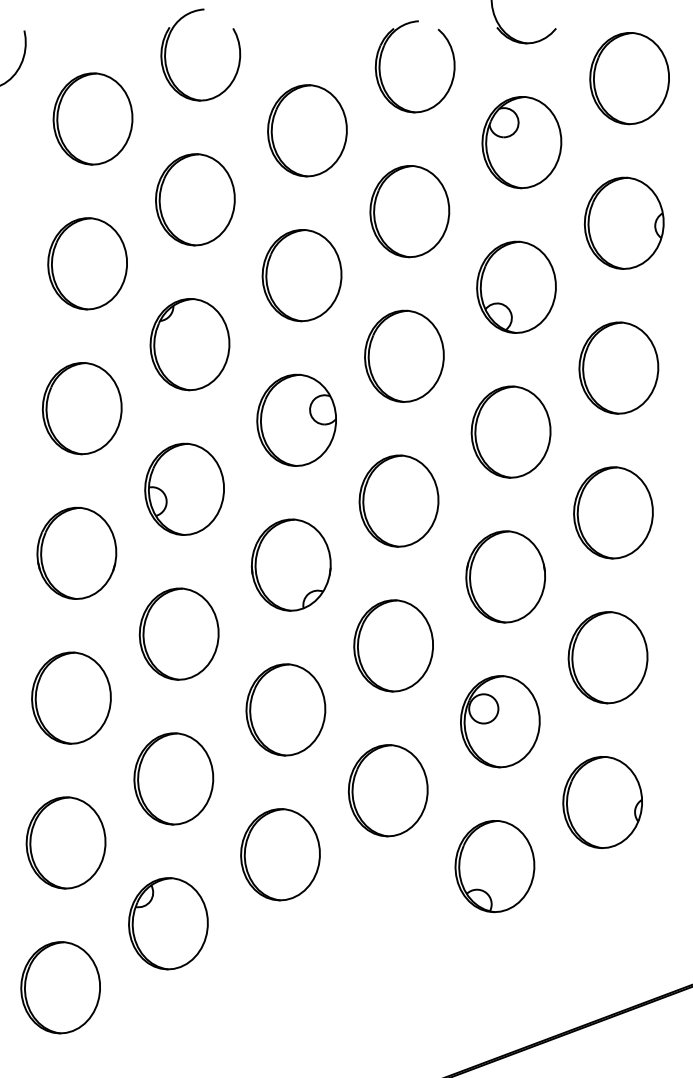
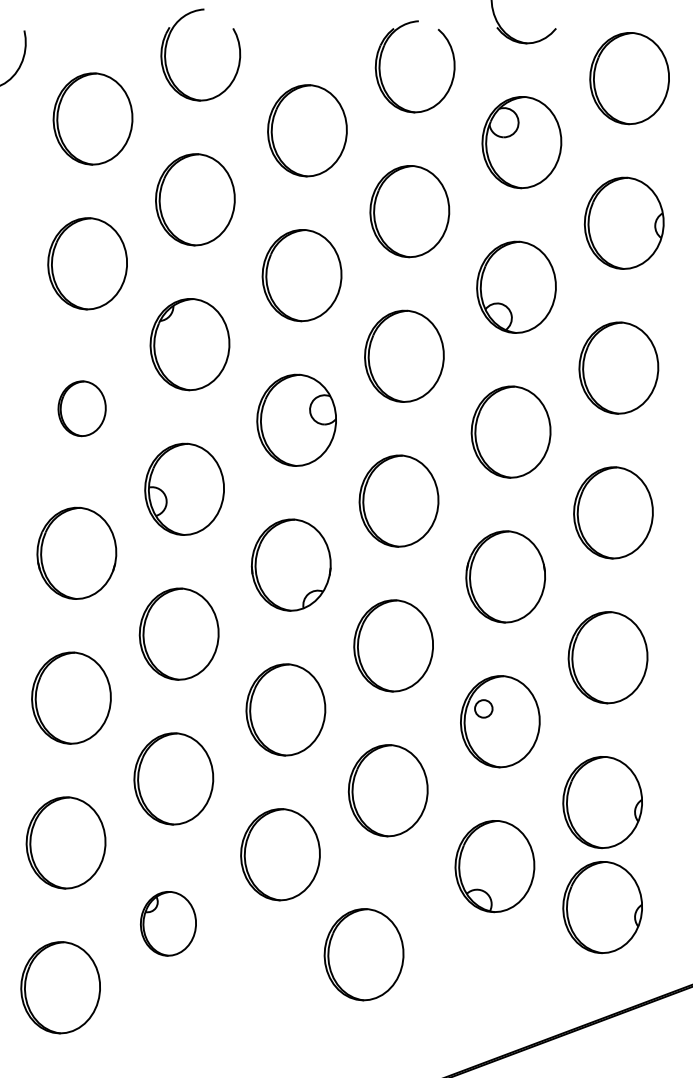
part size: 82x94 px -> 50x58 px (81, 408)
circle diameter: 29 px -> 18 px (483, 708)
part: none -> present (602, 907)
part size: 81x94 px -> 57x66 px (168, 923)
part: none -> present (363, 954)
